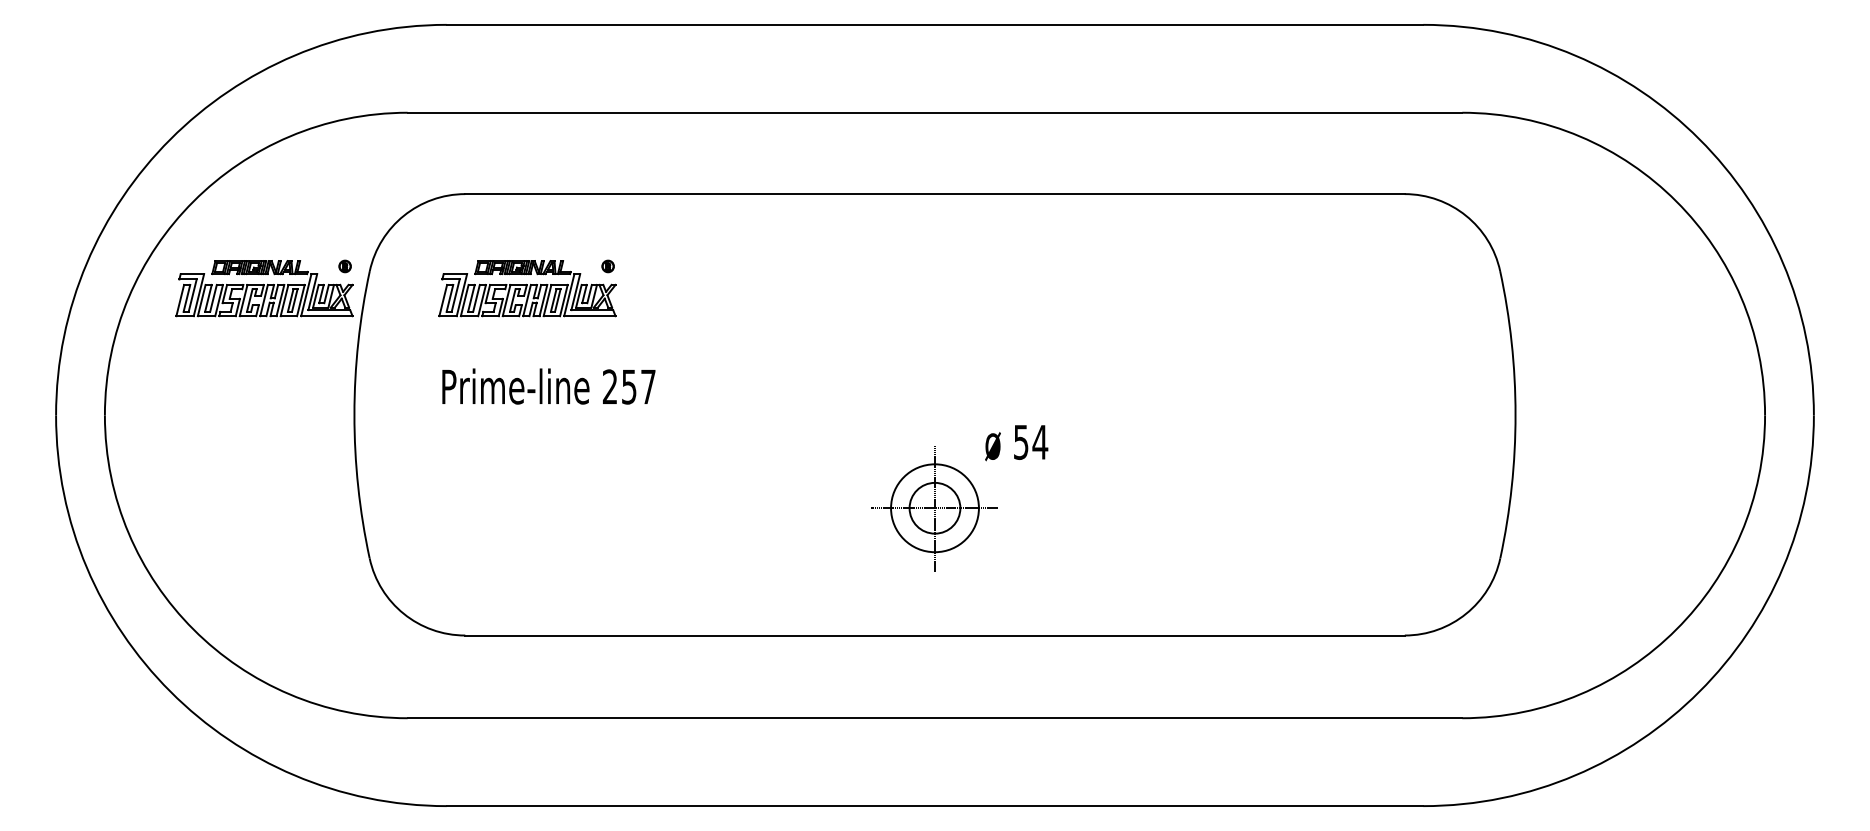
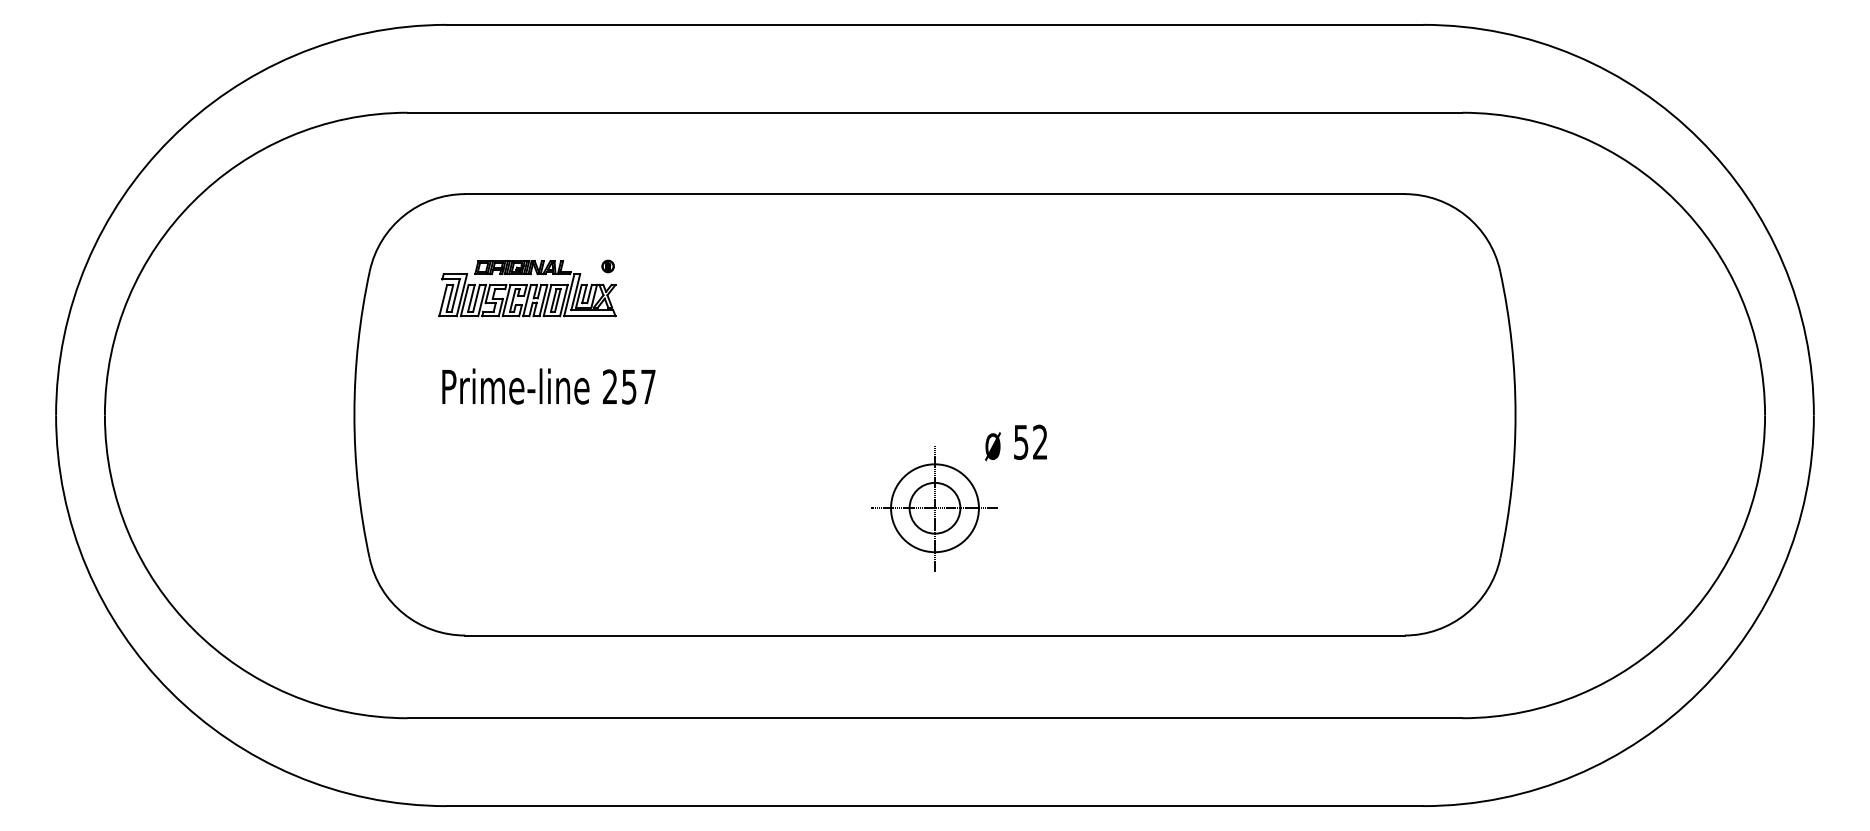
part: present -> none (264, 288)
text: 54 -> 52 (1040, 441)
